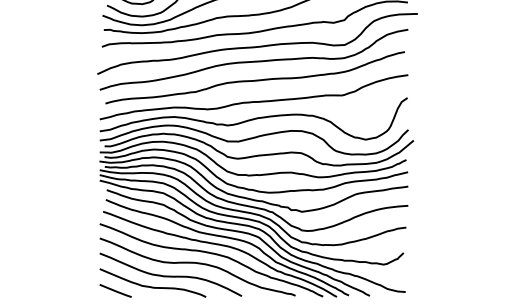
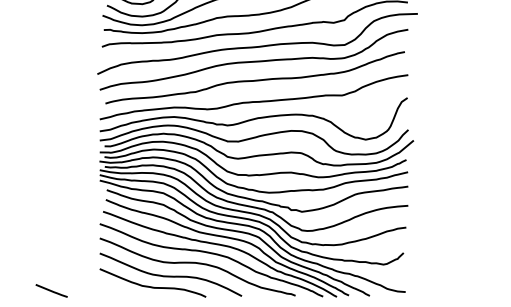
line position: (115, 290) -> (51, 290) (51, 290)
